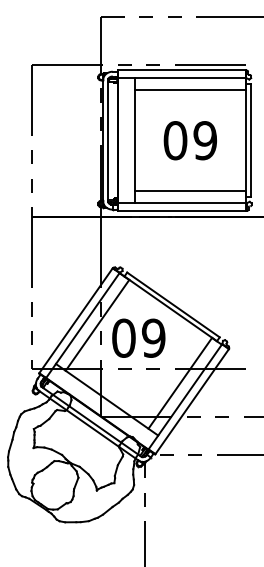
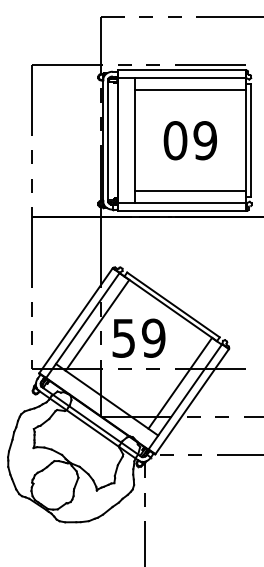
text: 09 -> 59 (123, 337)
